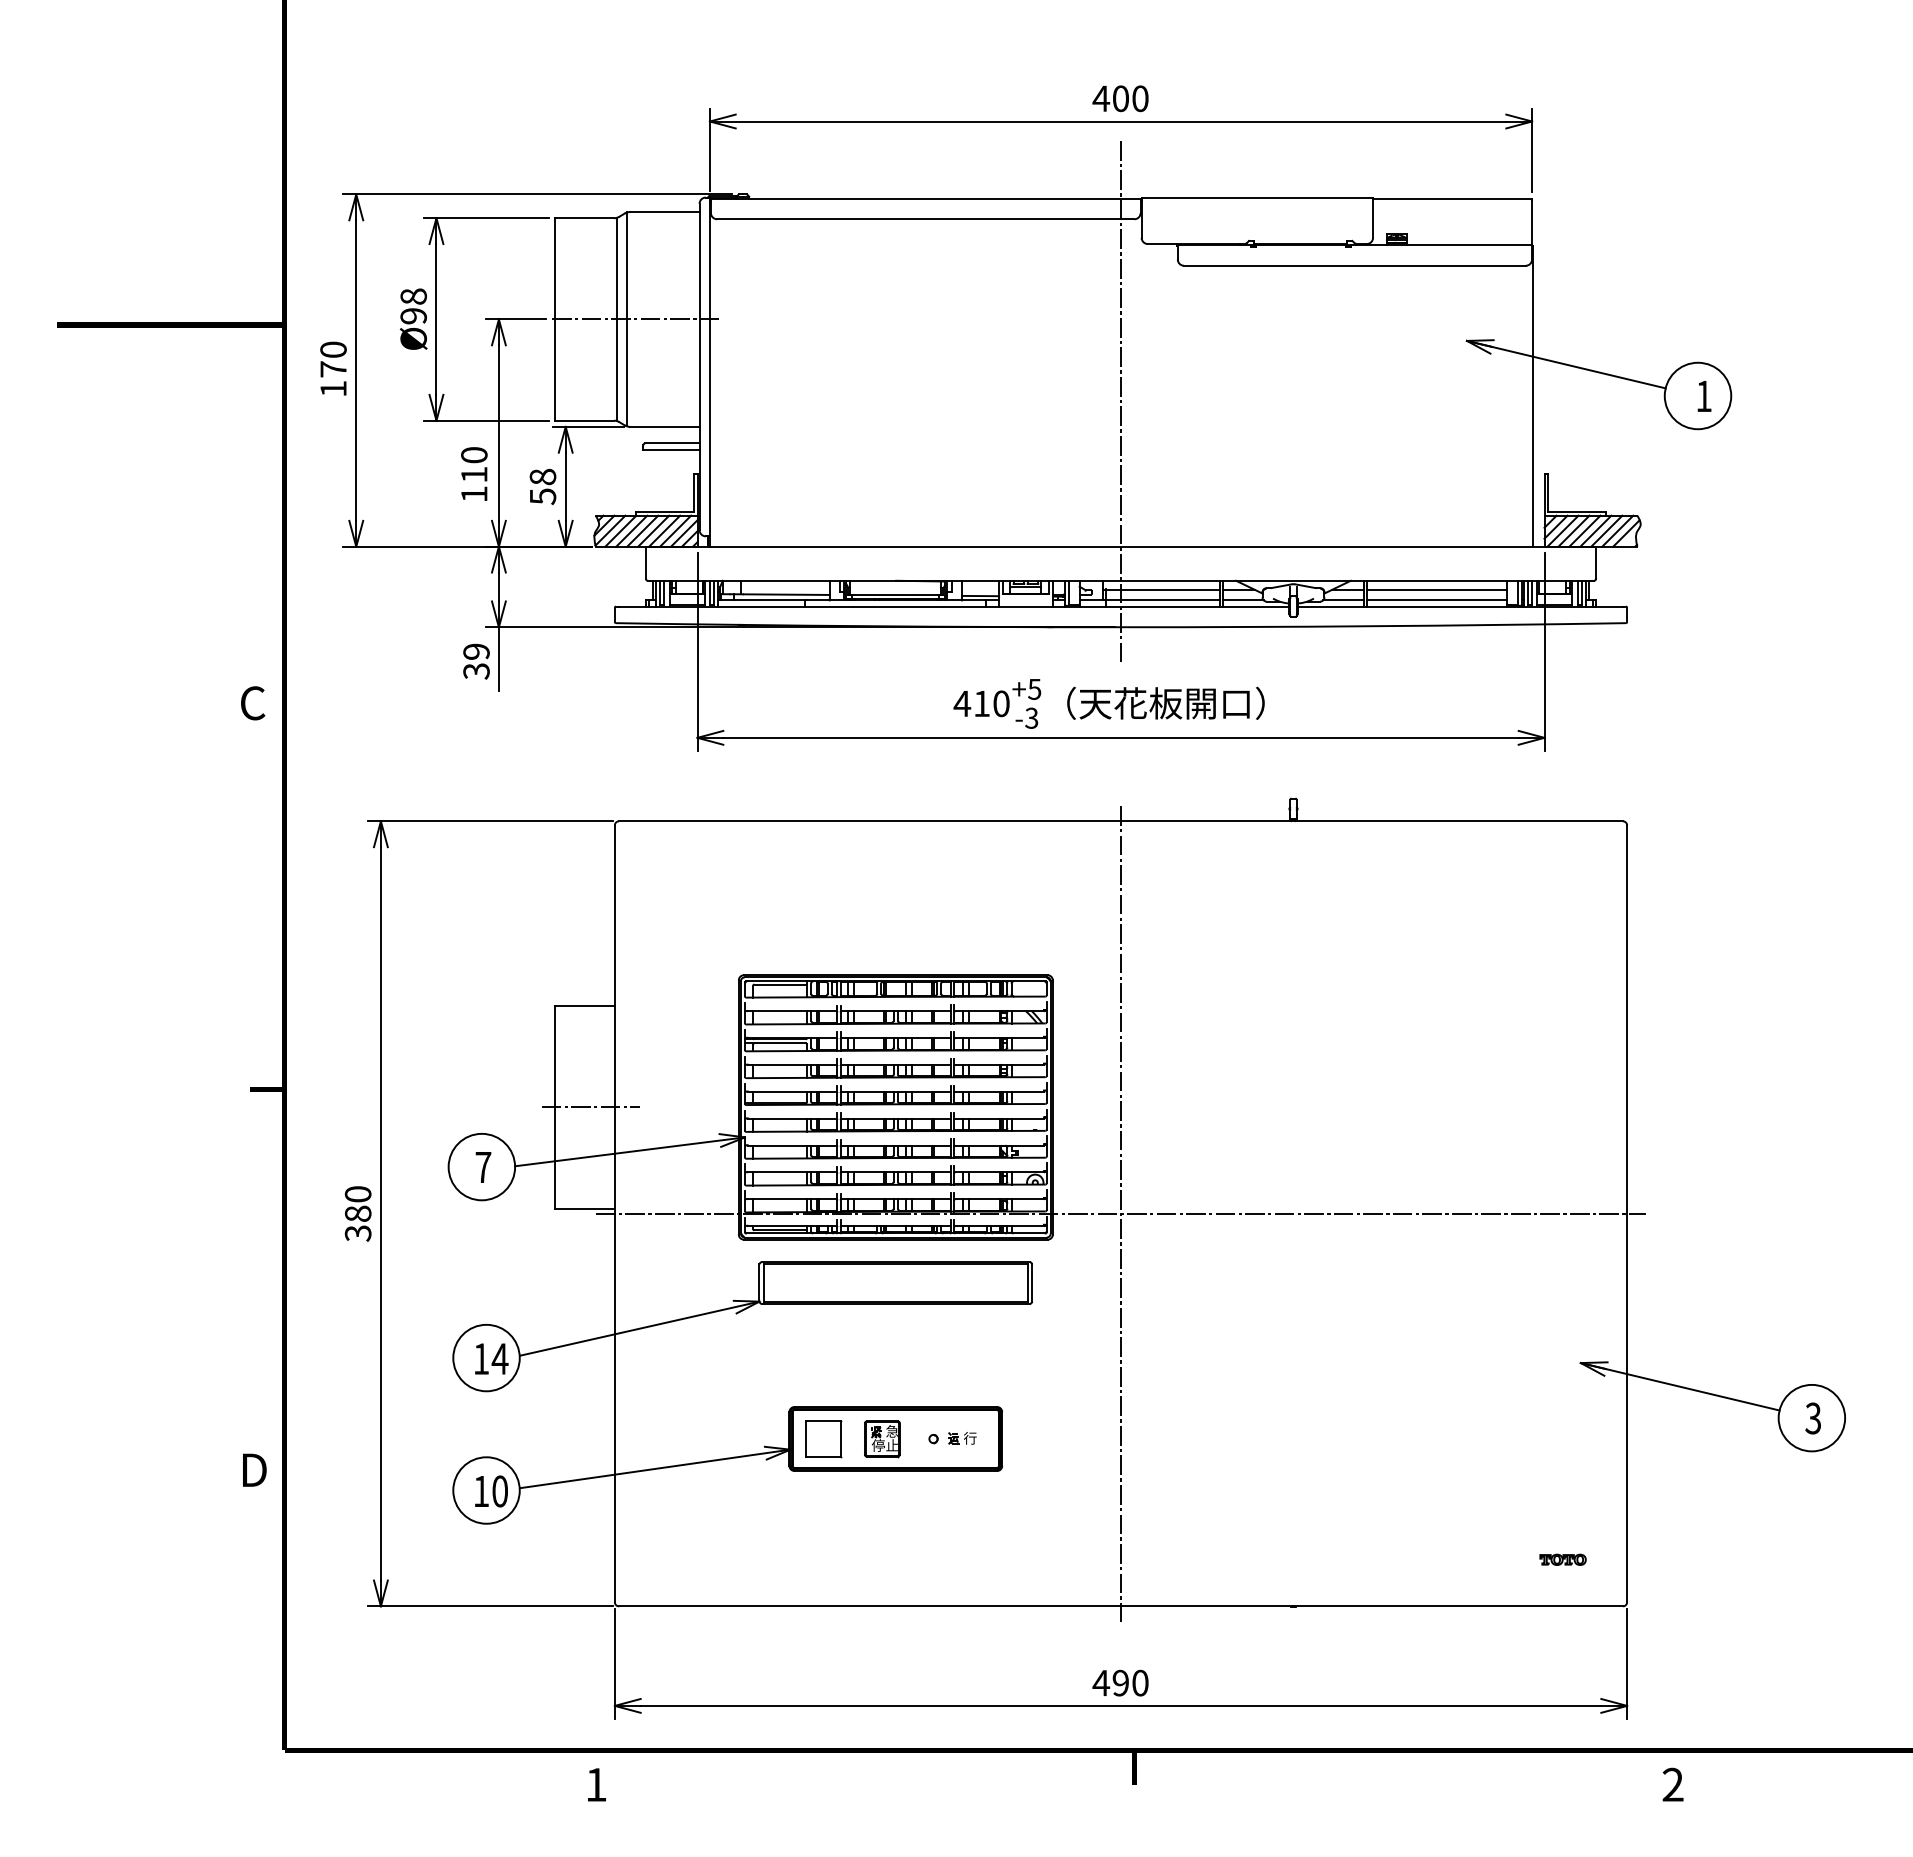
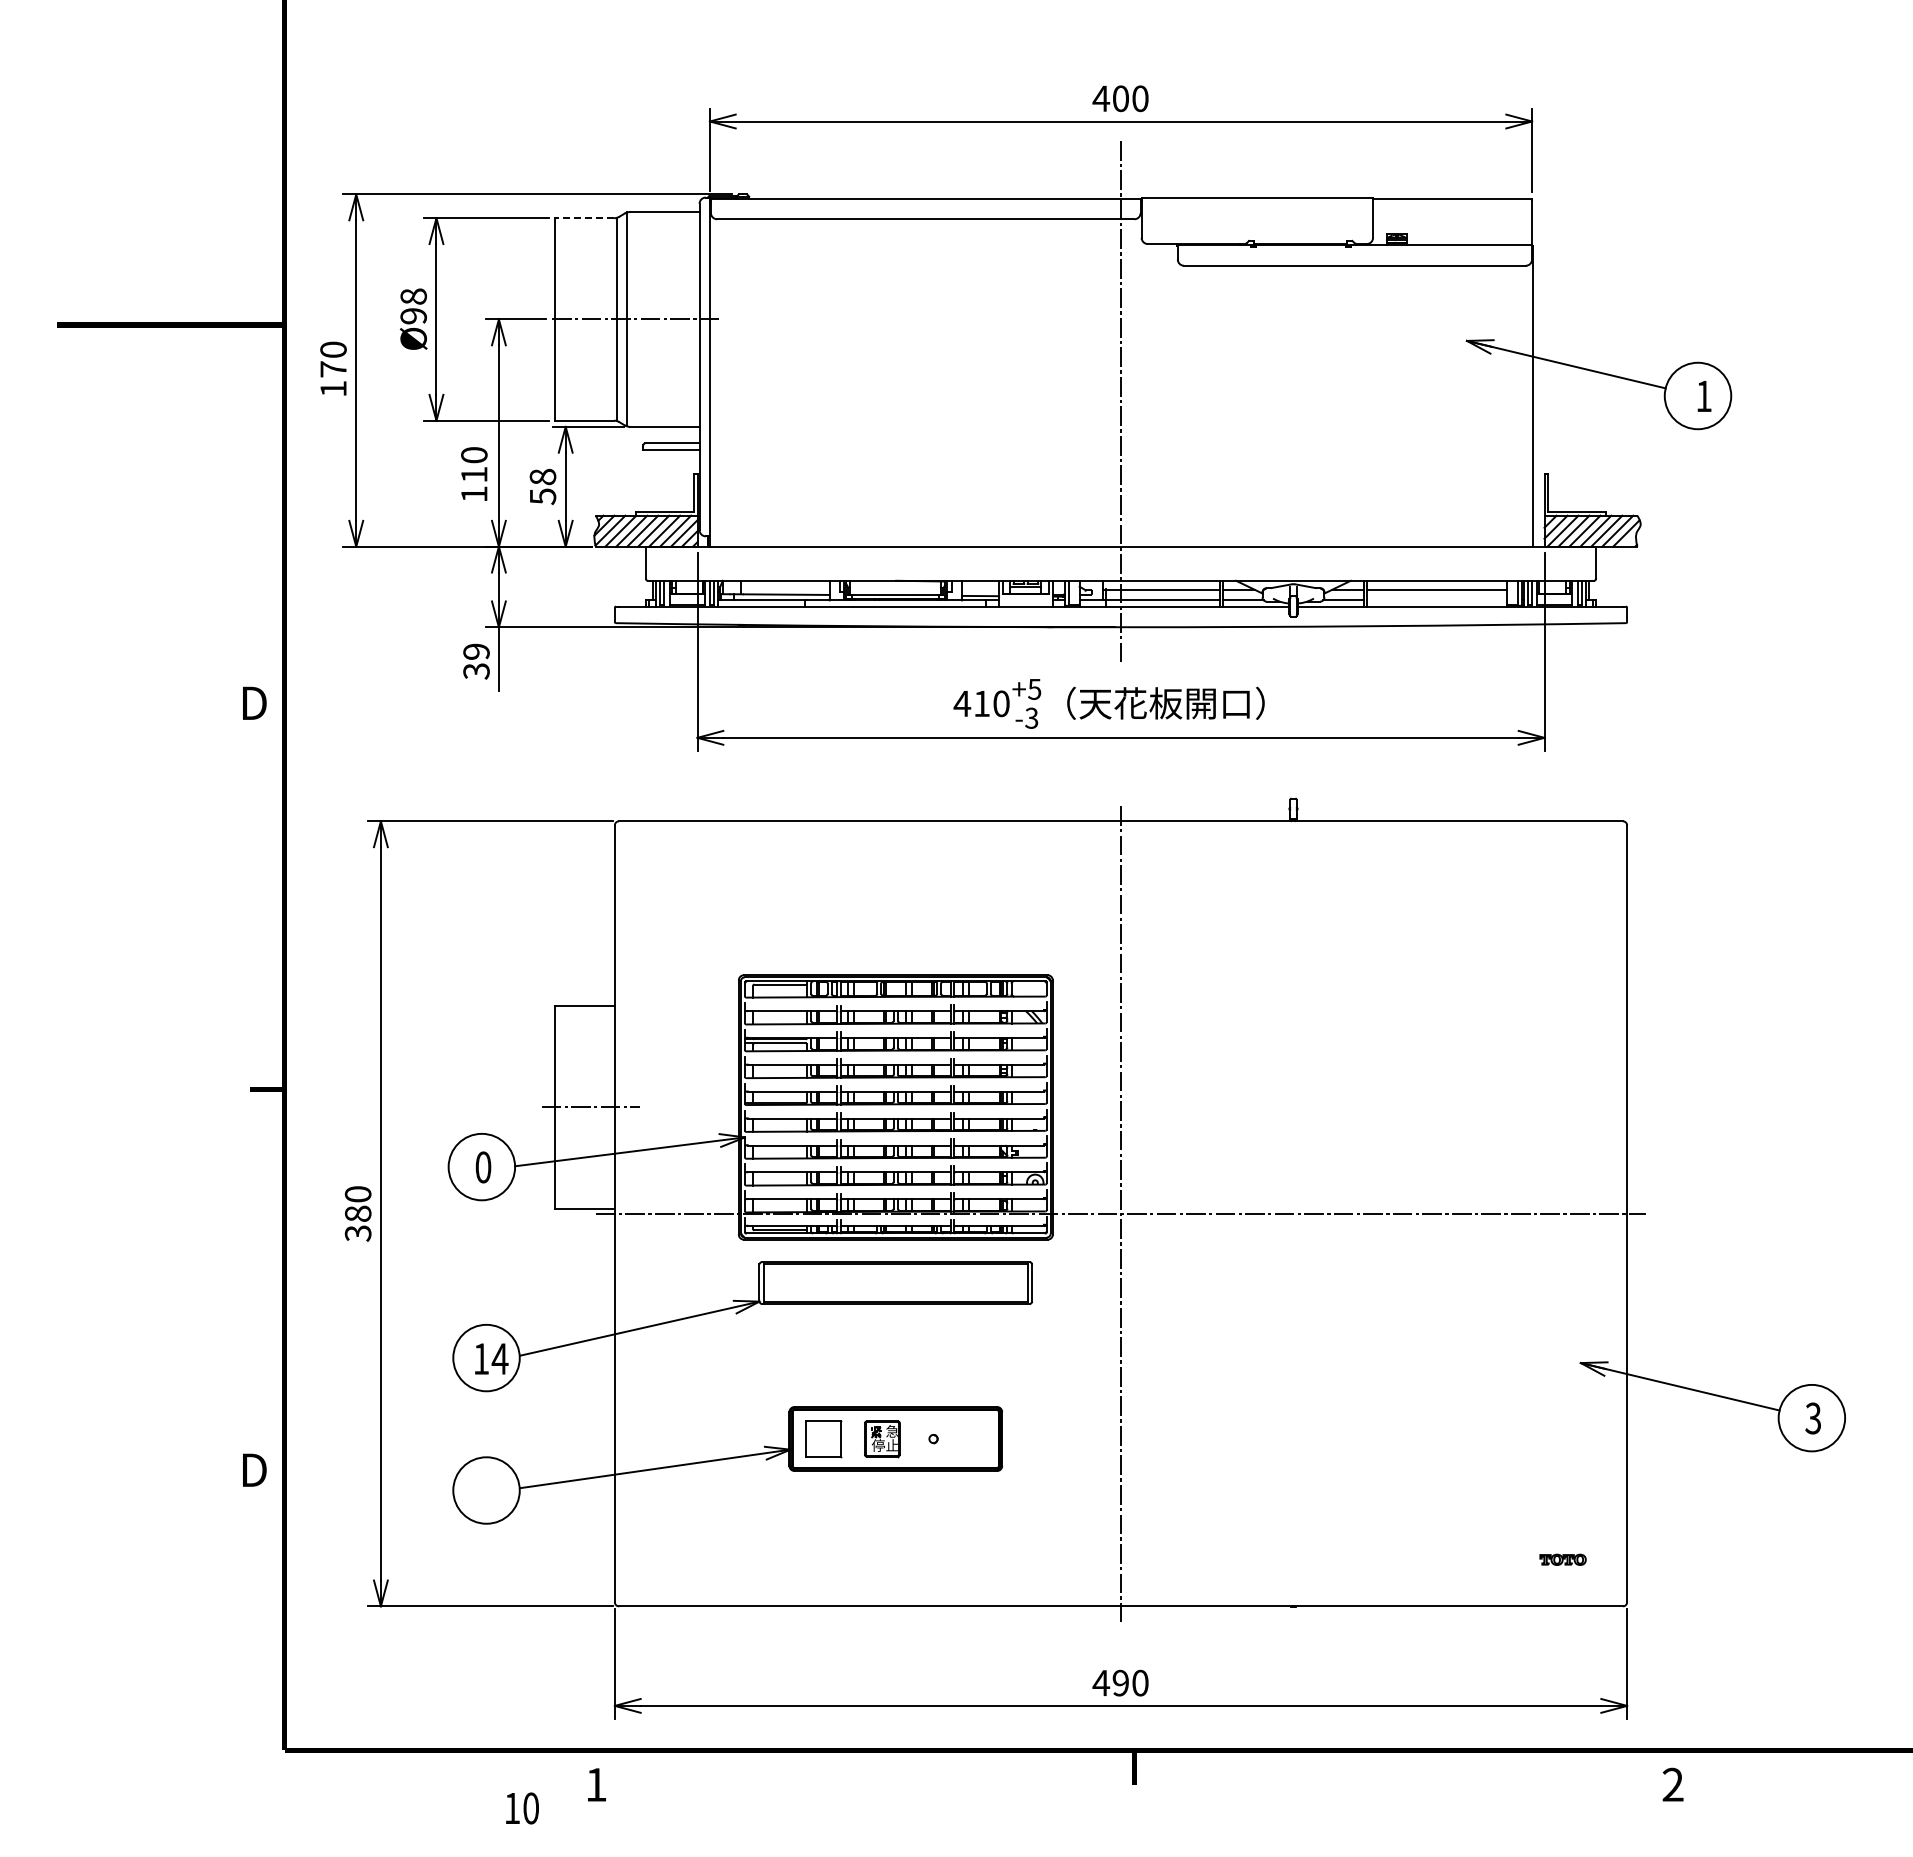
line: solid -> dashed (584, 218)
line: present -> none (1437, 600)
text: C -> D (253, 703)
text: 7 -> 0 (483, 1167)
part: present -> none (962, 1438)
text position: (491, 1491) -> (522, 1808) (522, 1808)
